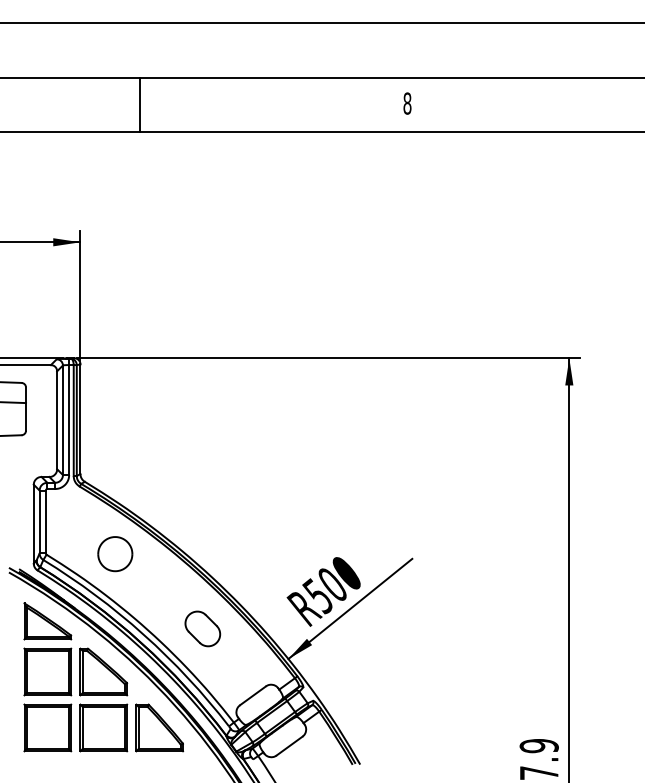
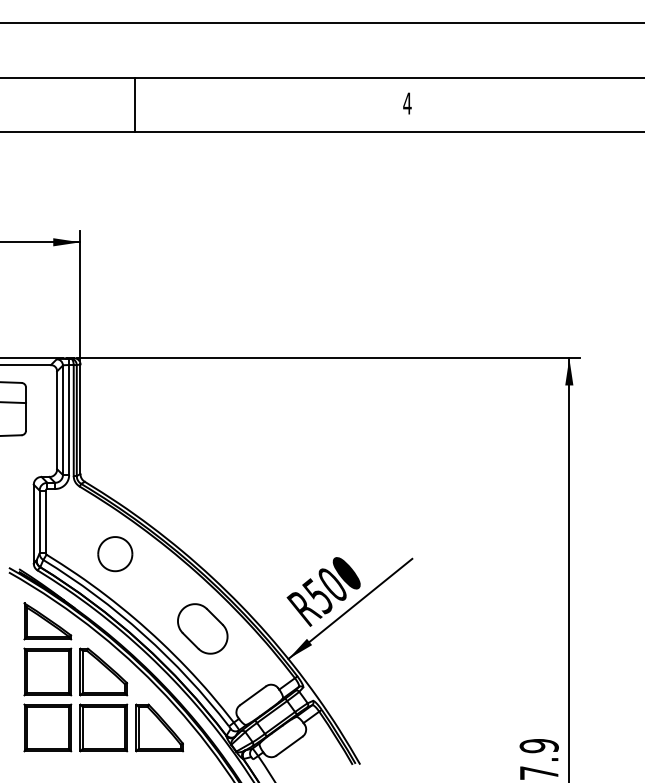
text: 8 -> 4 (407, 103)
line position: (140, 104) -> (135, 104) (135, 104)
part size: 38x38 px -> 52x52 px (202, 628)
